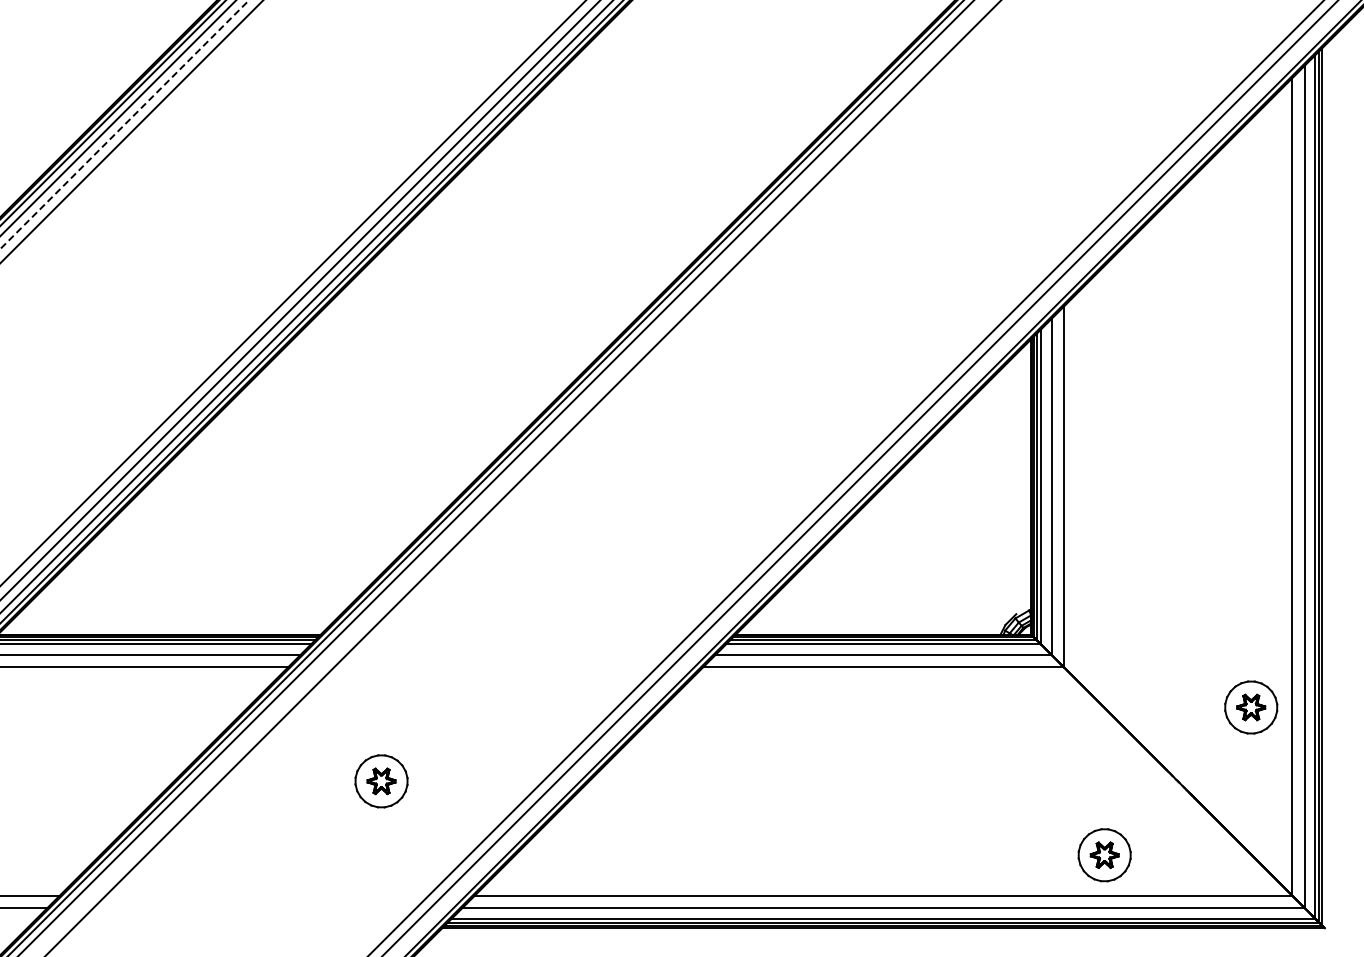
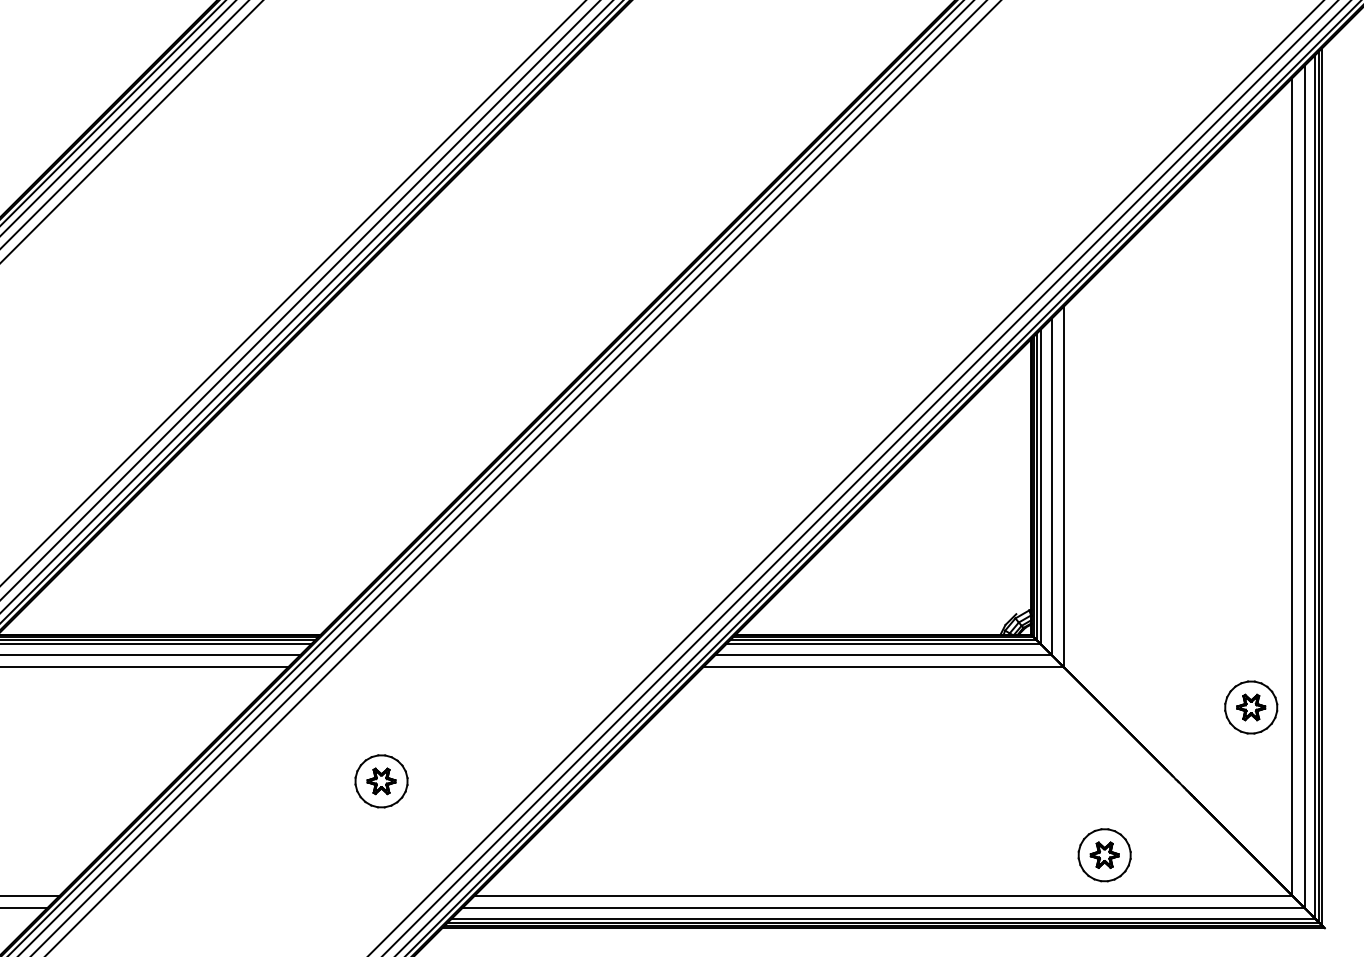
line: dashed -> solid (124, 125)
line: none -> present (508, 477)
line: none -> present (873, 477)
